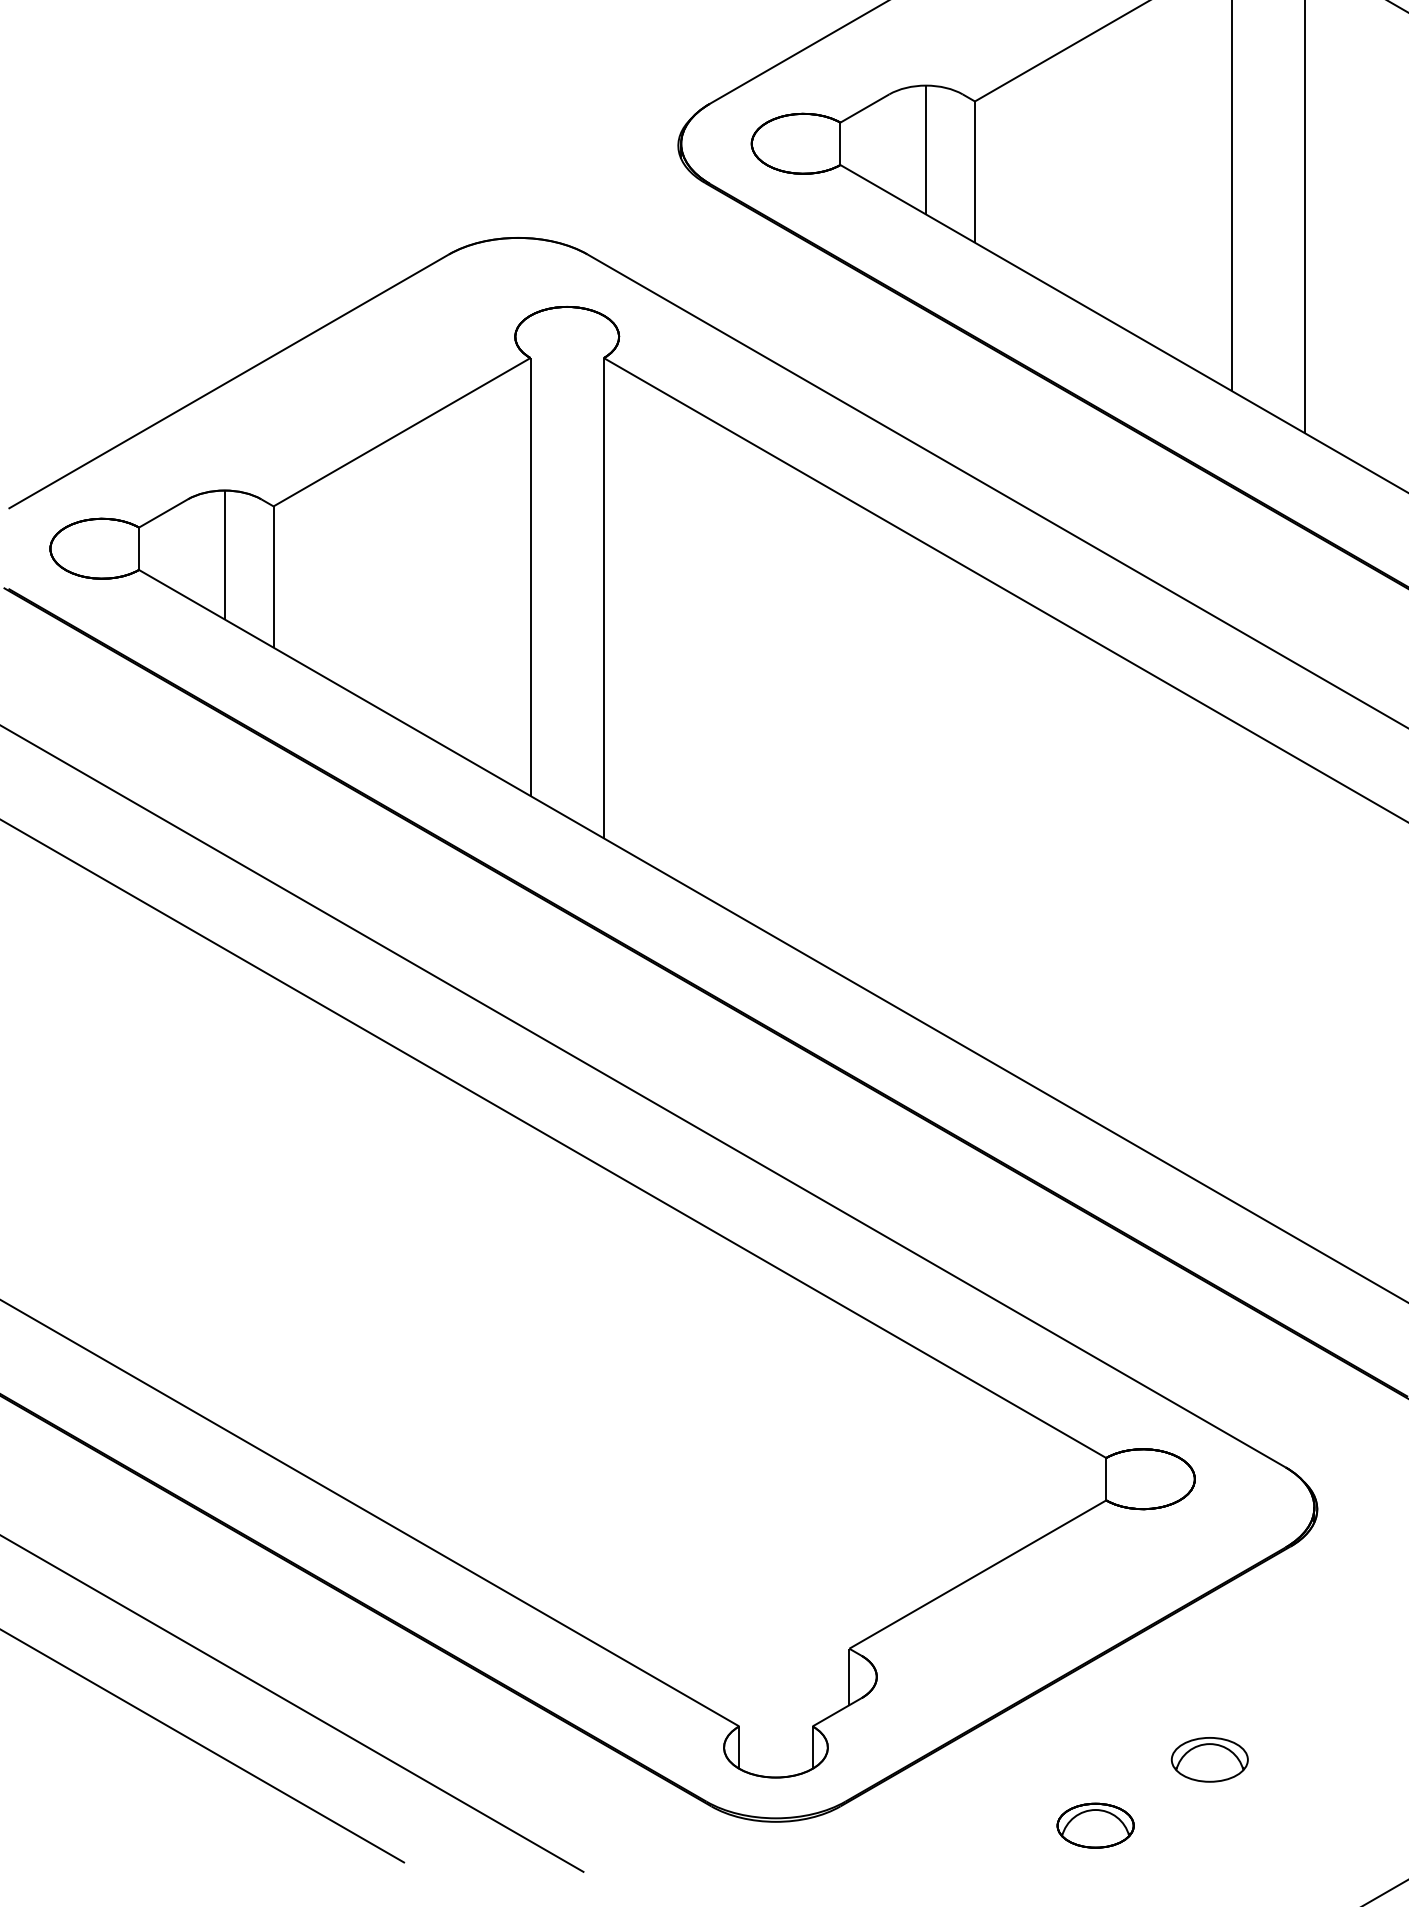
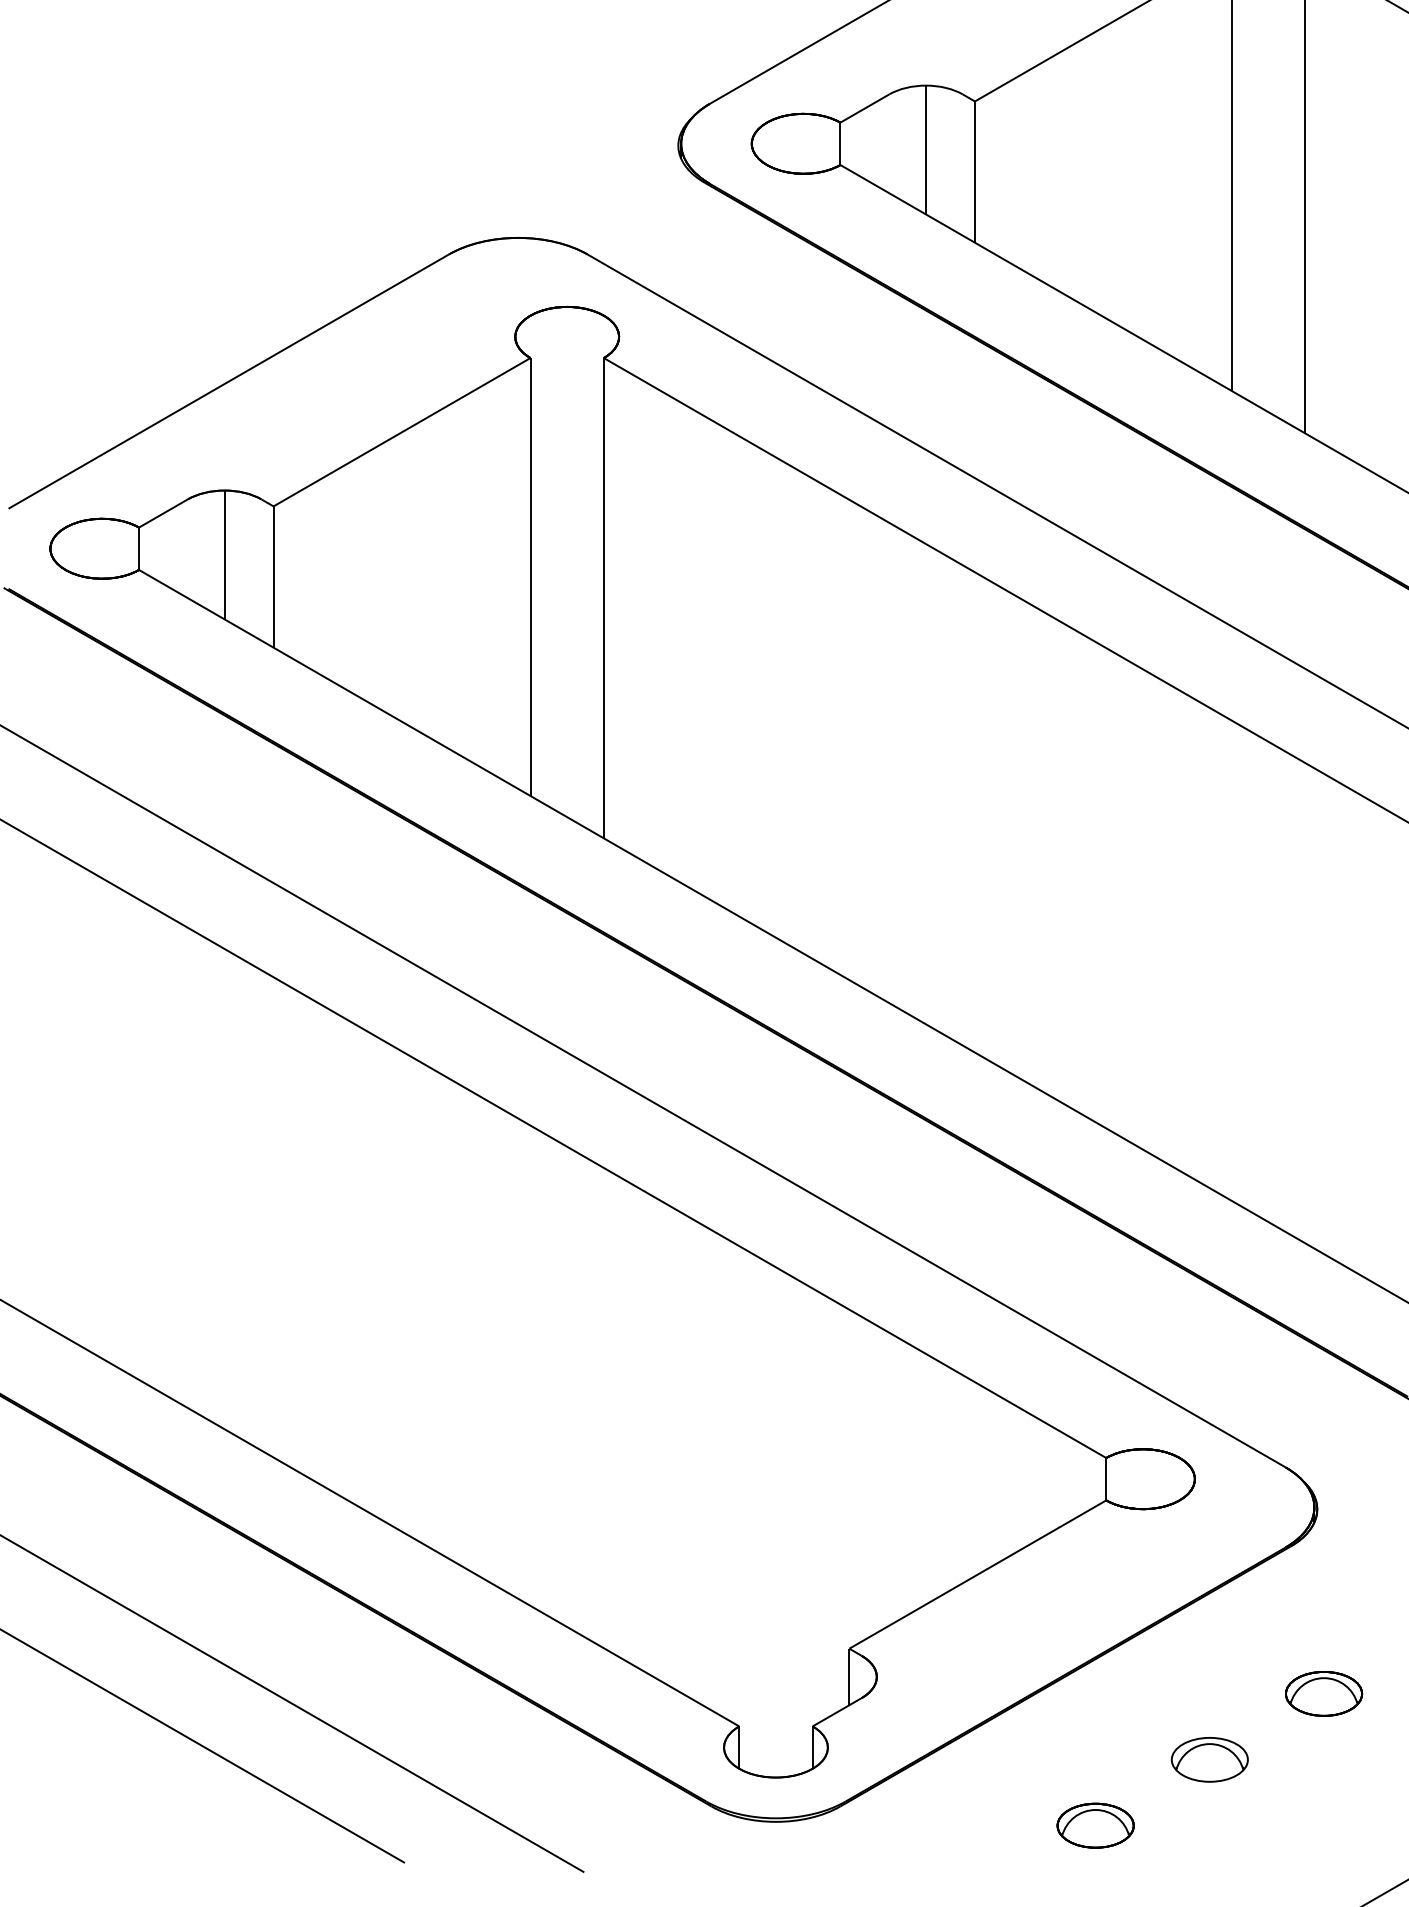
part: none -> present (1324, 1693)
